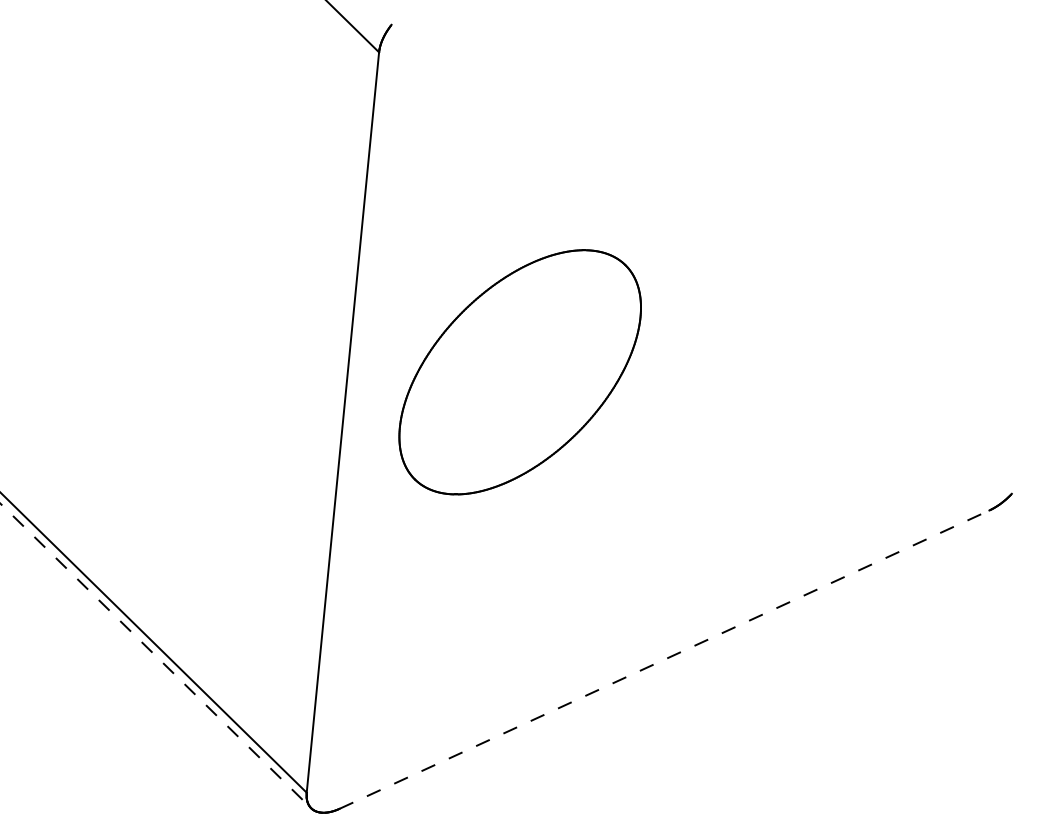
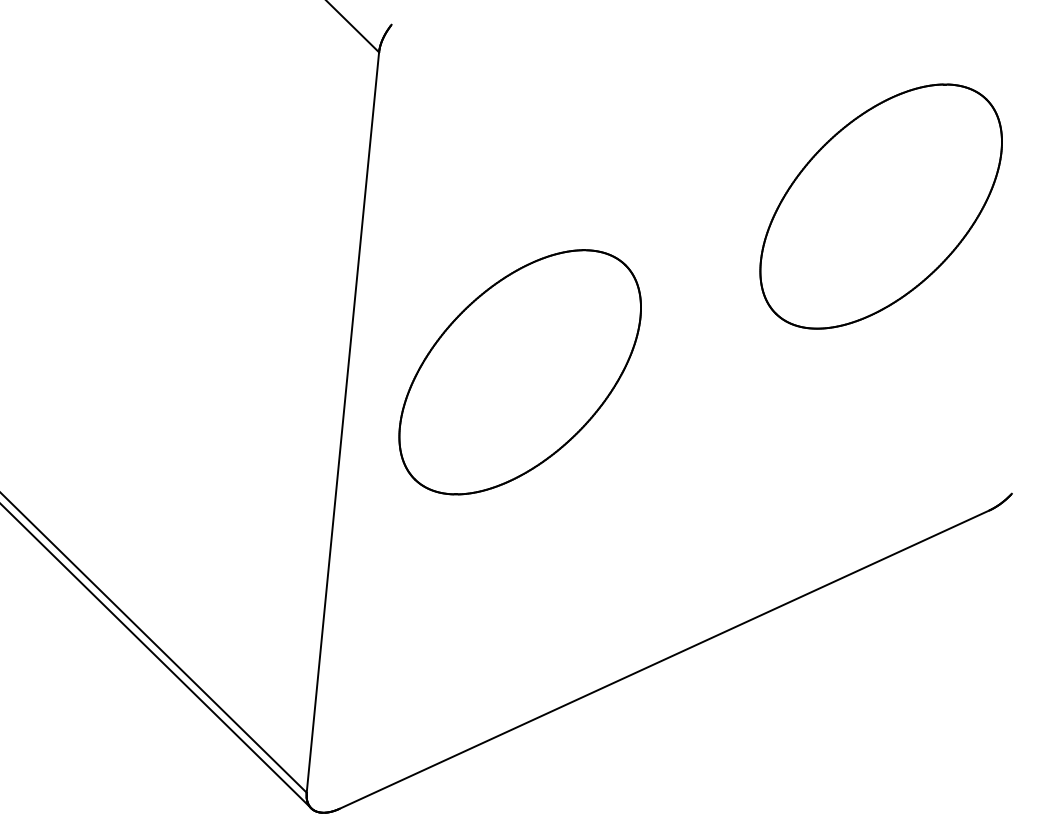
part: none -> present (880, 206)
line: dashed -> solid (155, 655)
line: dashed -> solid (664, 659)
